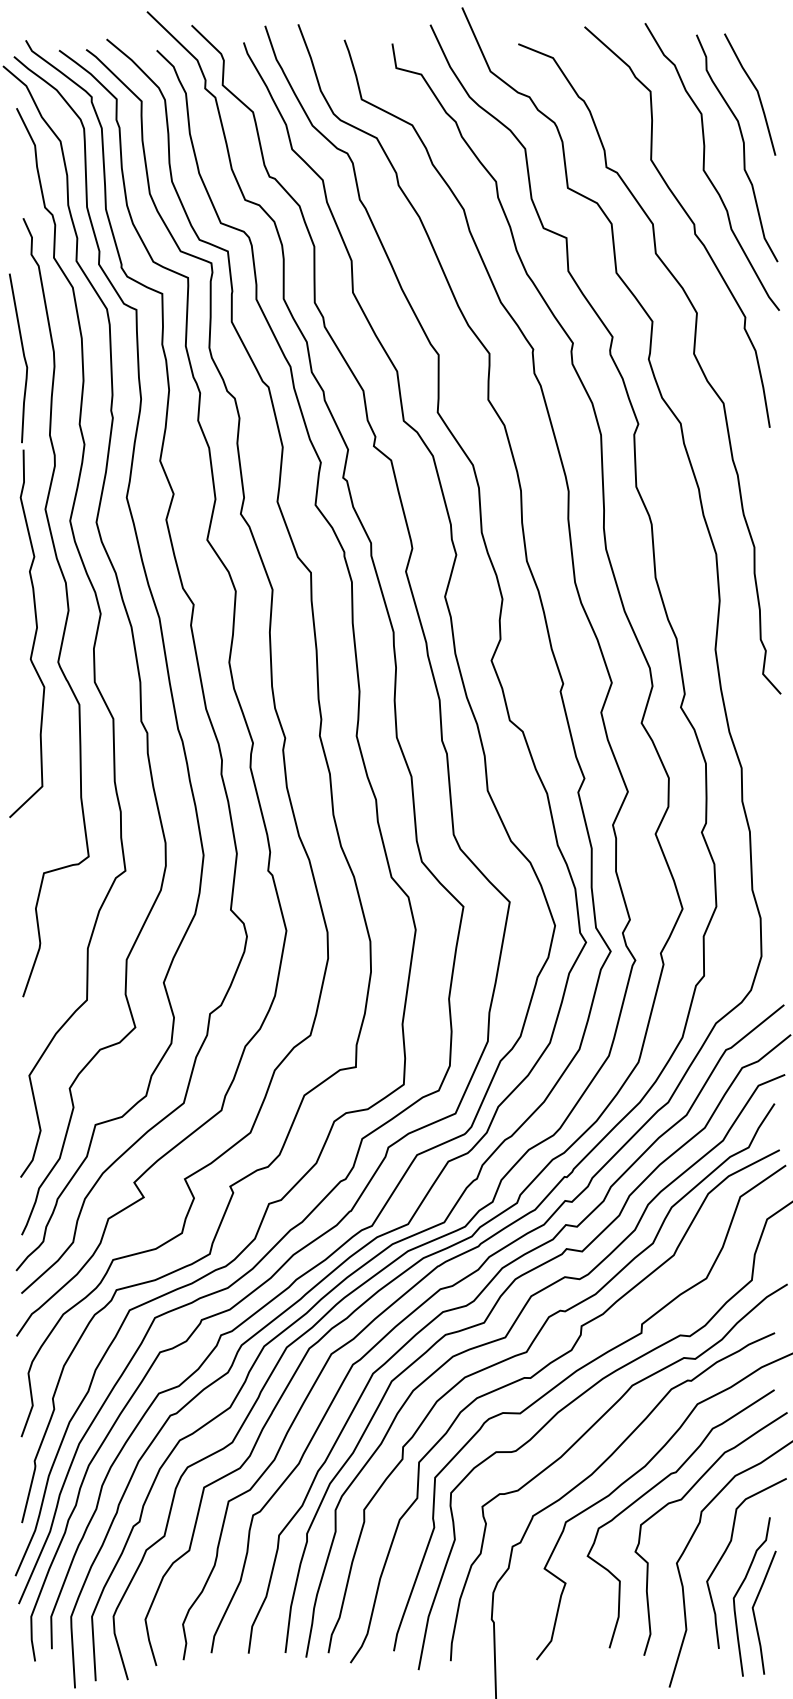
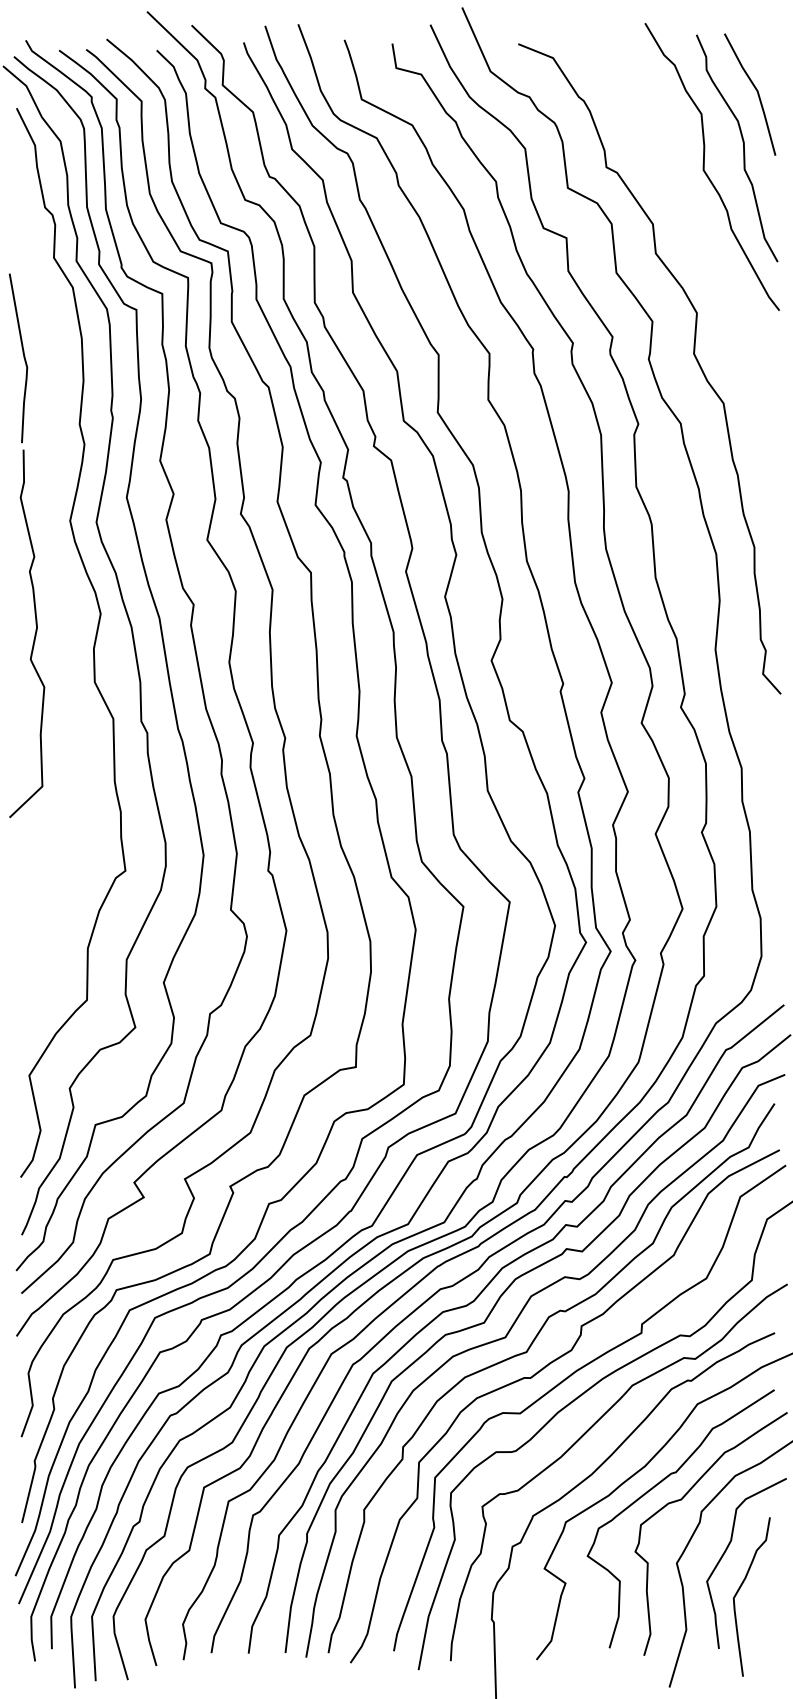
curve: present -> none (689, 219)
curve: present -> none (67, 607)
line: present -> none (755, 1615)
